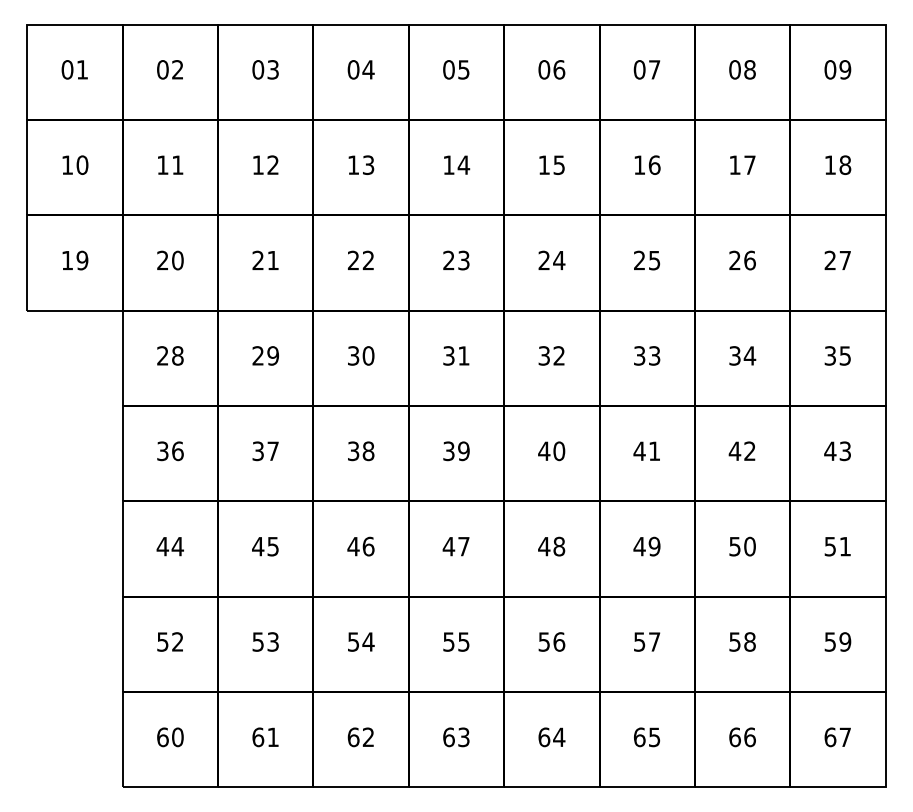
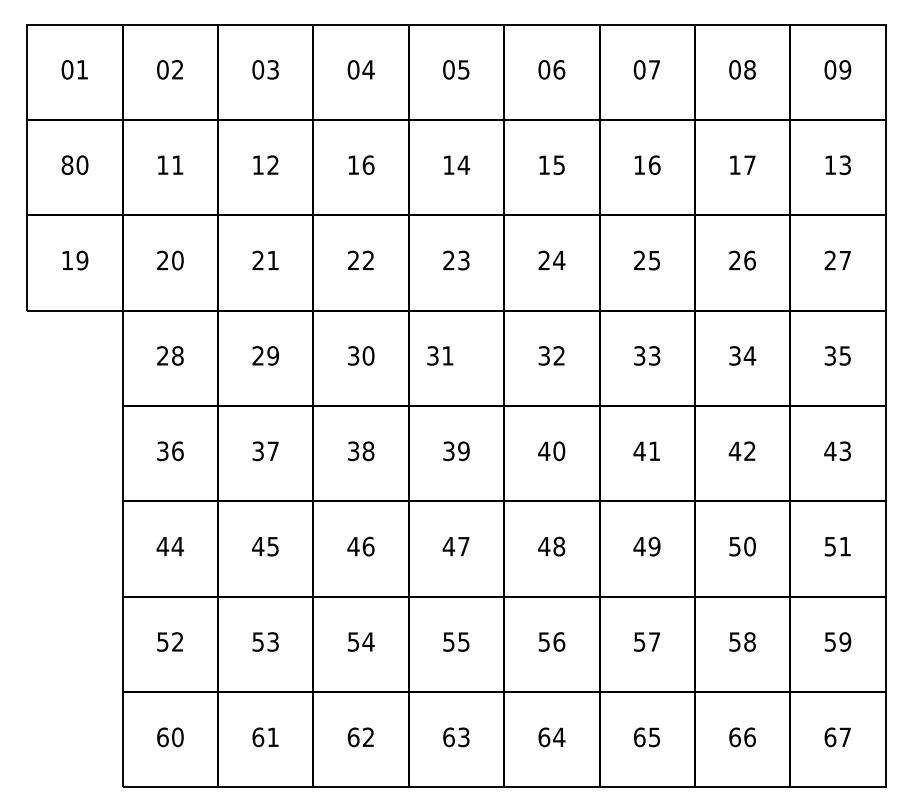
text: 18 -> 13 (845, 164)
text: 10 -> 80 (67, 165)
text: 13 -> 16 (368, 165)
text position: (456, 355) -> (440, 355) (440, 355)
